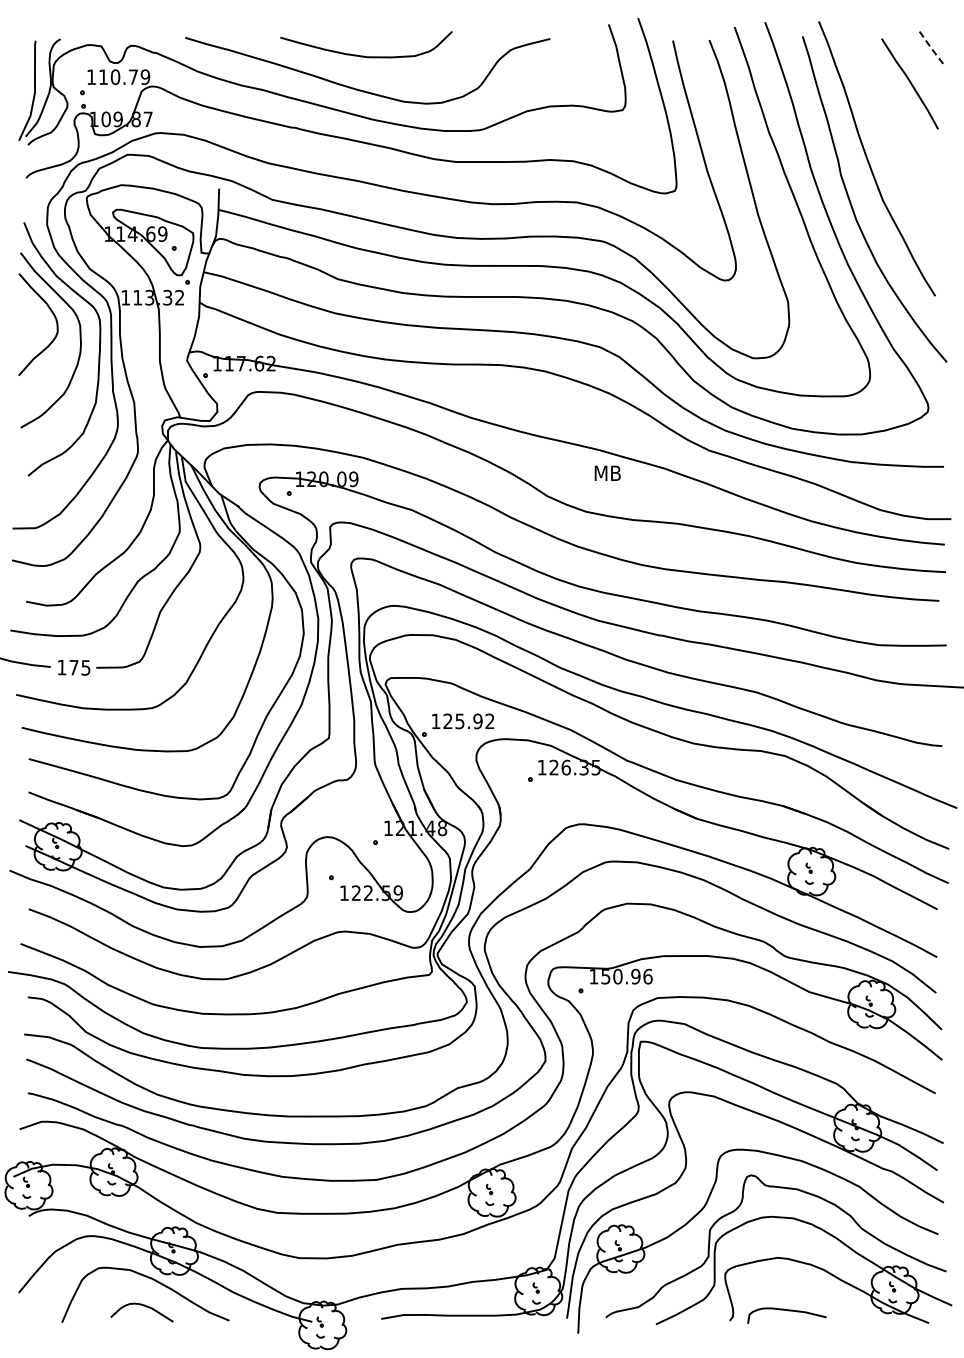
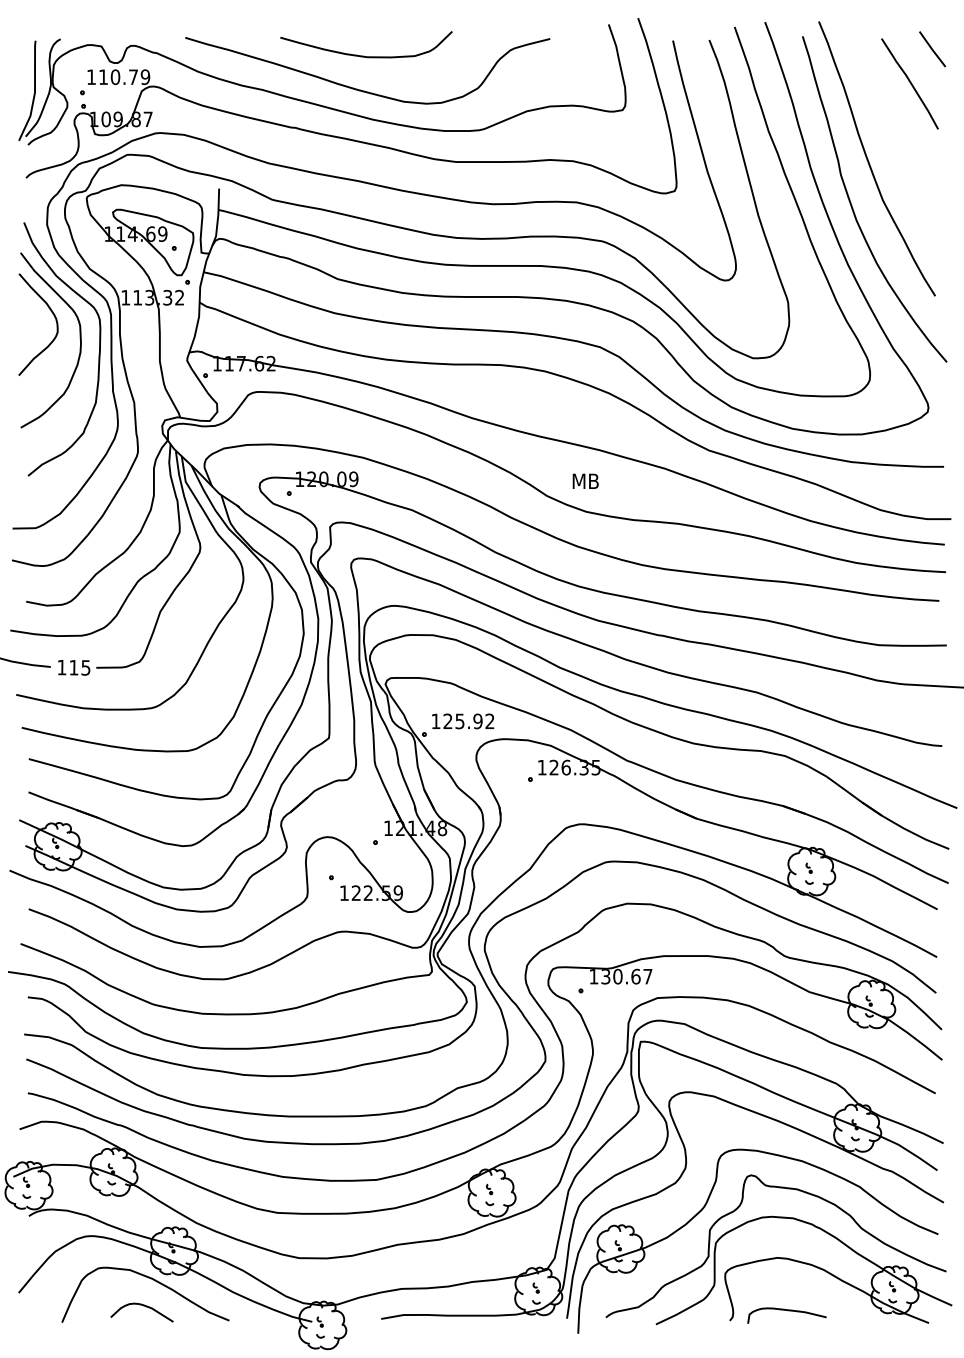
line: dashed -> solid (932, 49)
text position: (607, 472) -> (585, 480) (585, 480)
text: 175 -> 115 (73, 667)
text: 150.96 -> 130.67 (626, 976)
